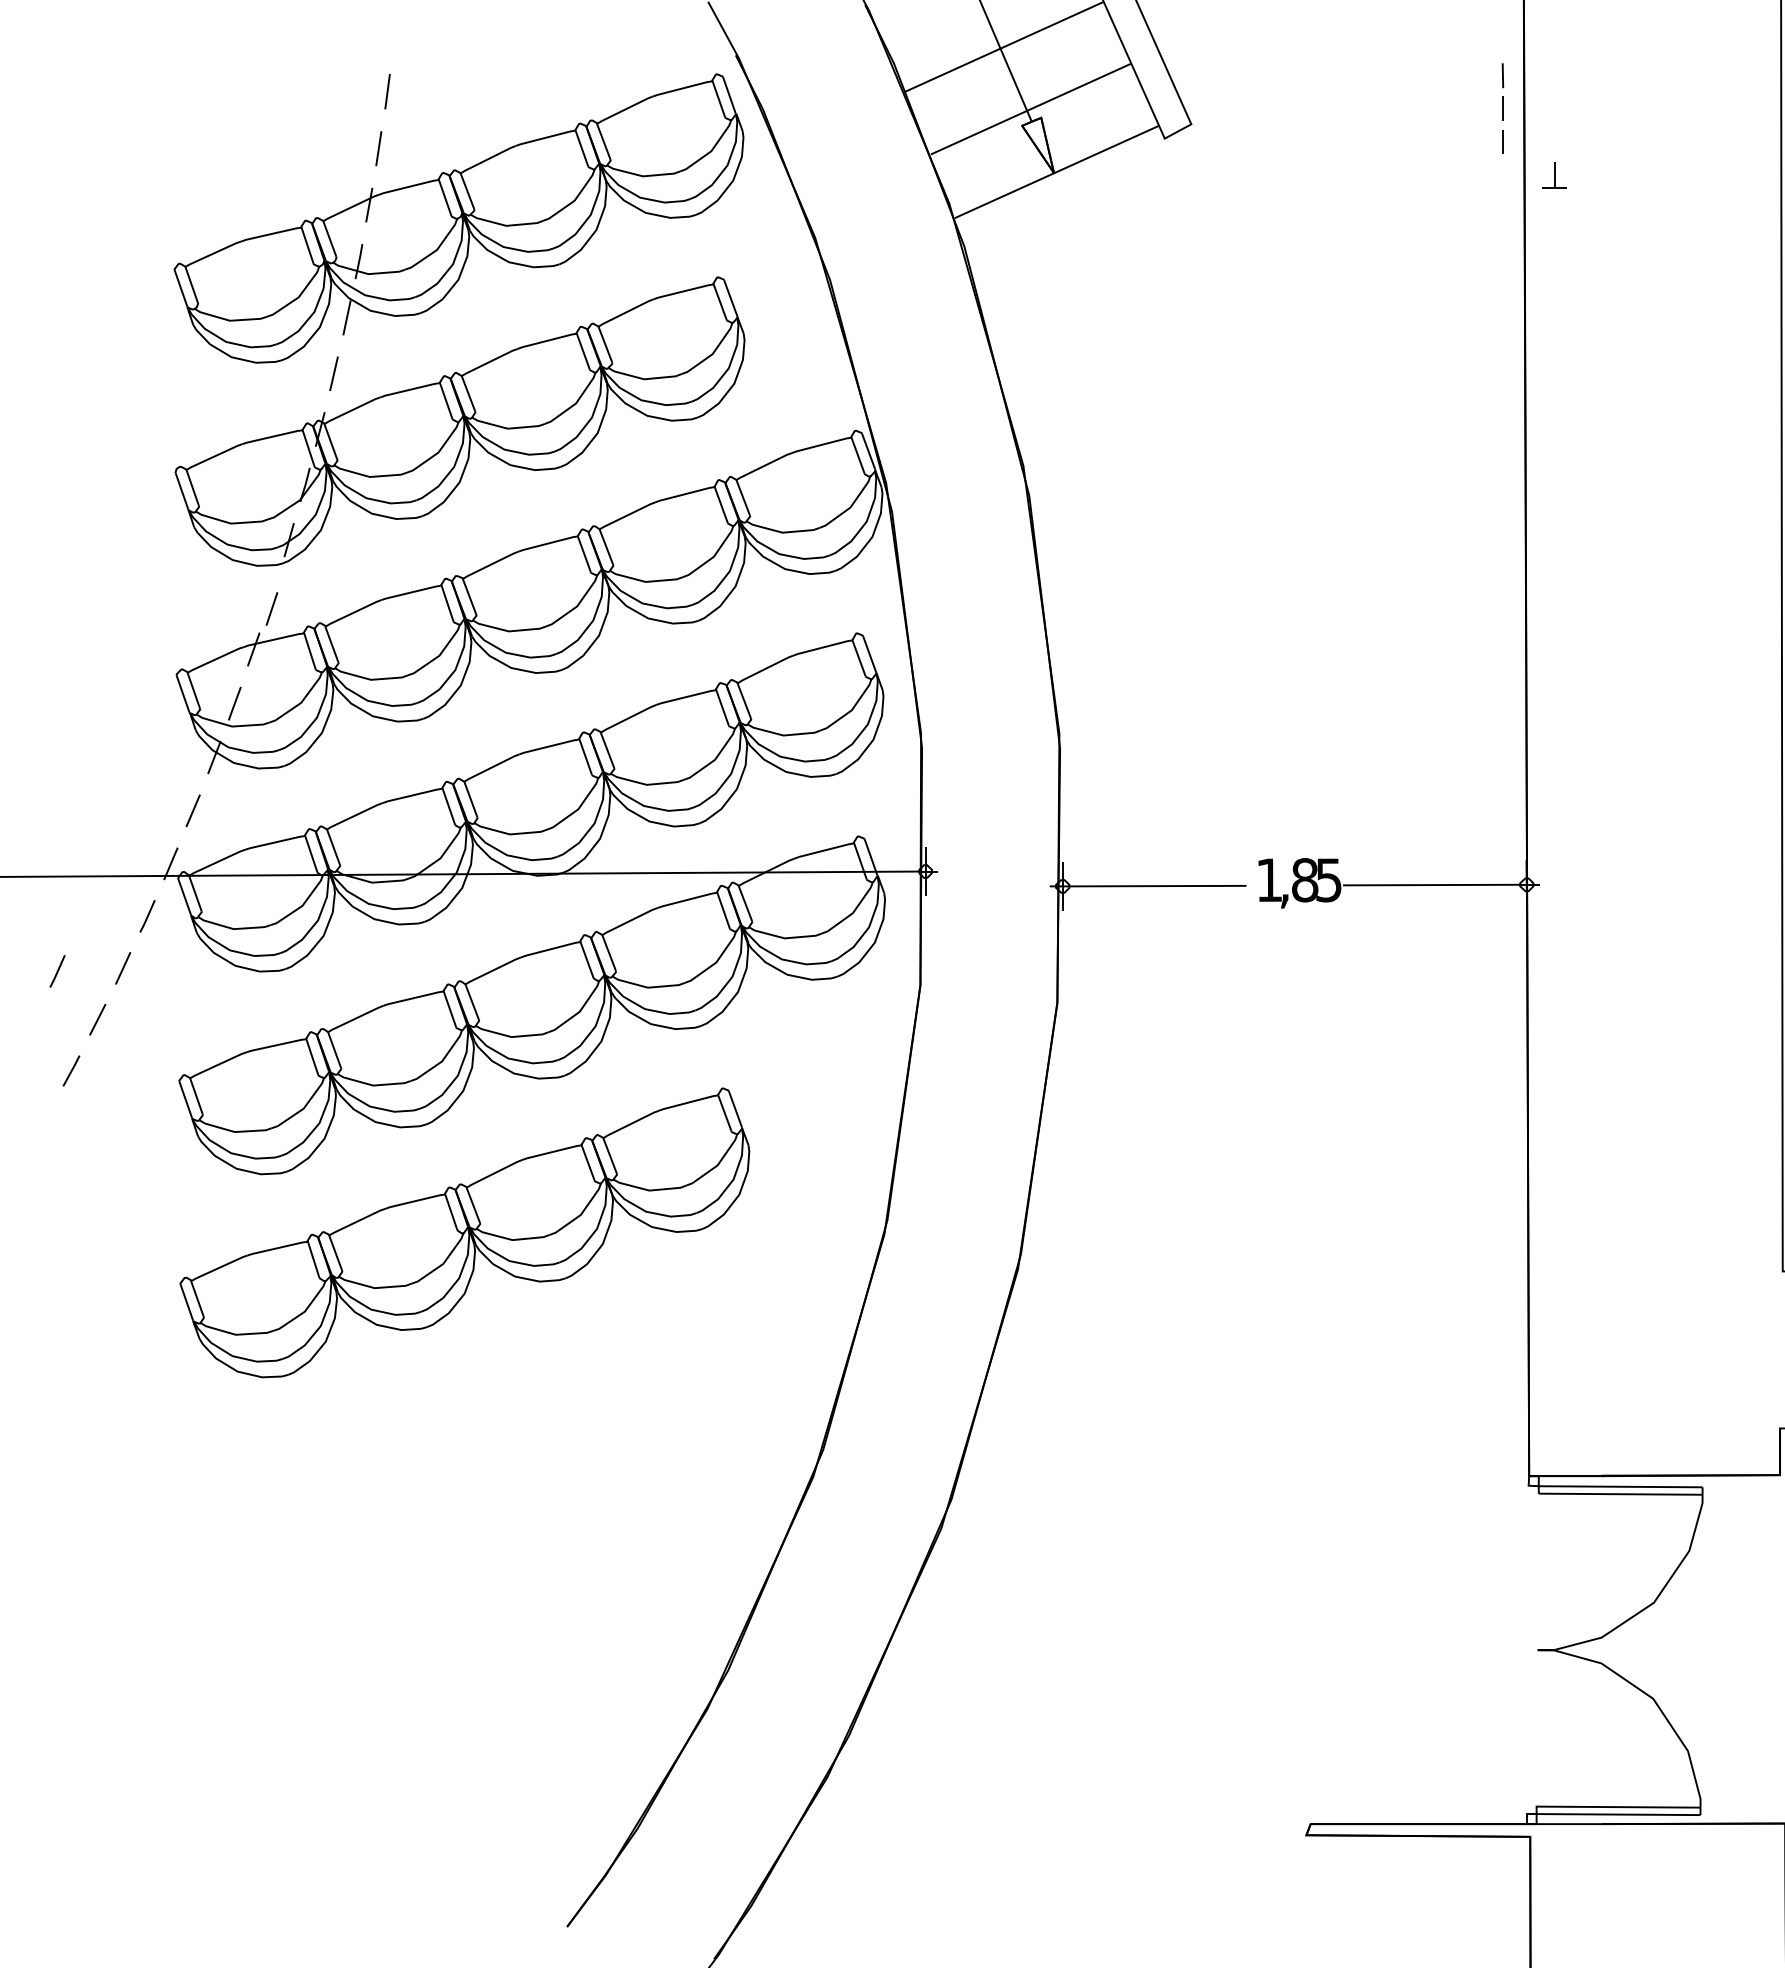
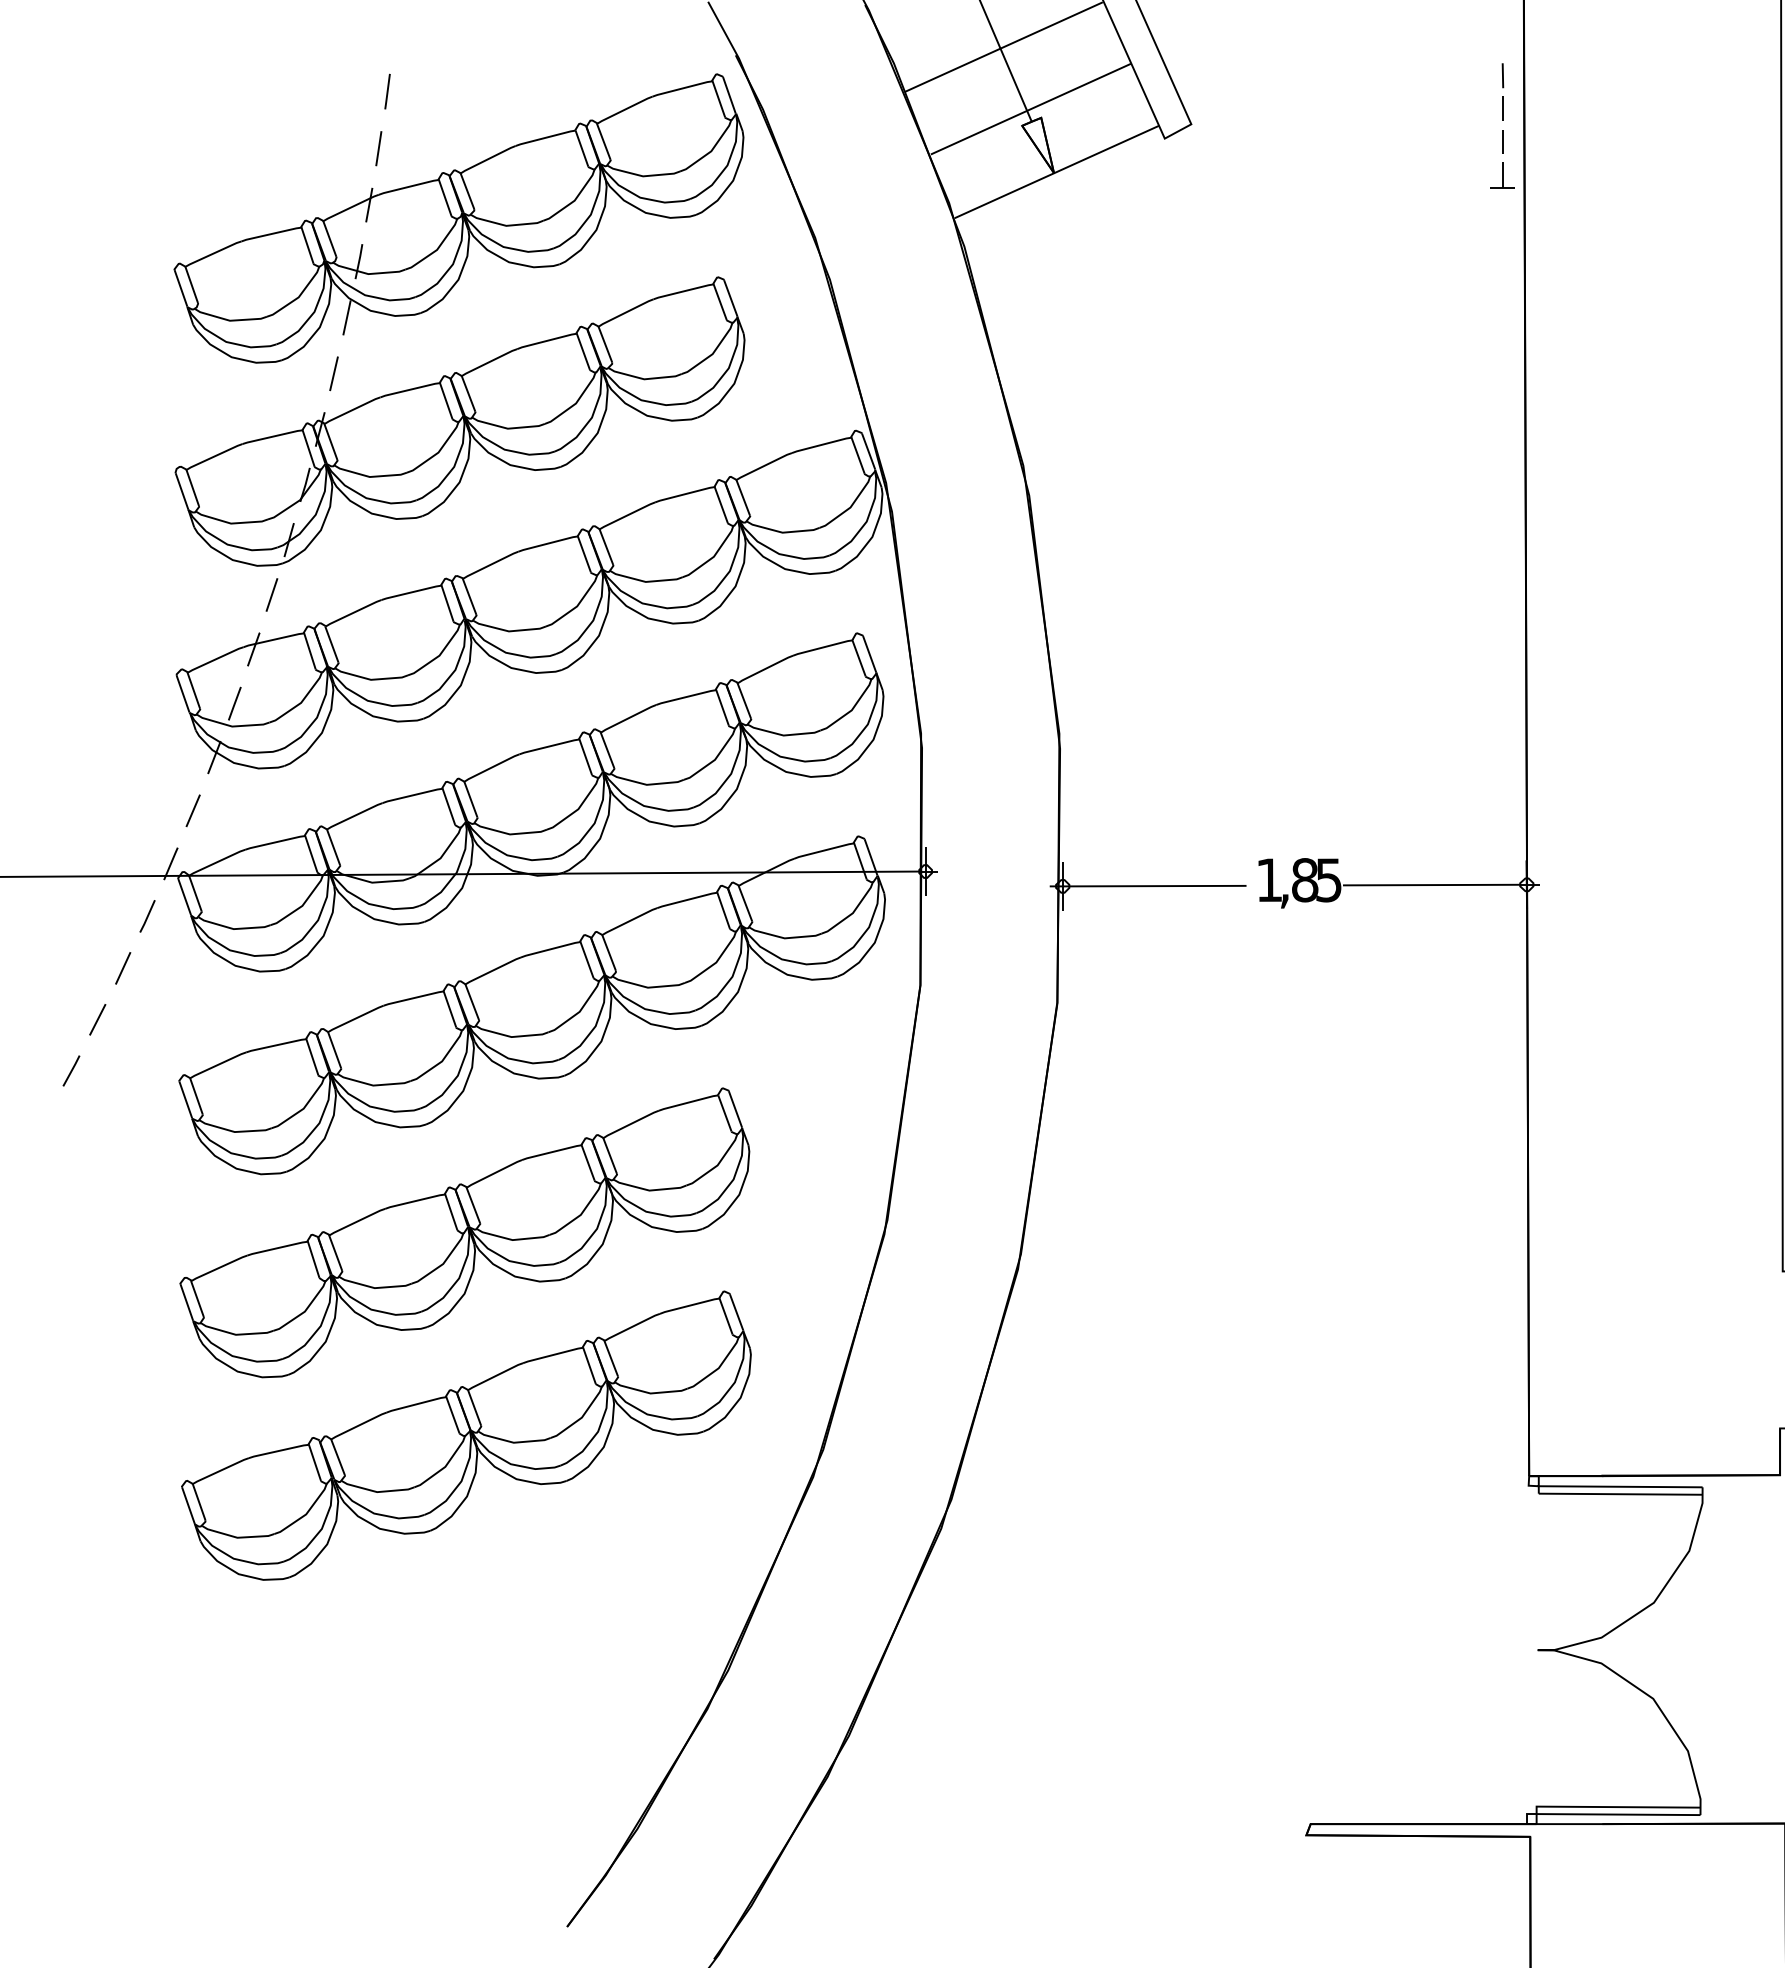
part position: (1554, 175) -> (1502, 175) (1502, 175)
line position: (271, 608) -> (271, 594) (271, 594)
line: present -> none (57, 971)
part: none -> present (466, 1435)
